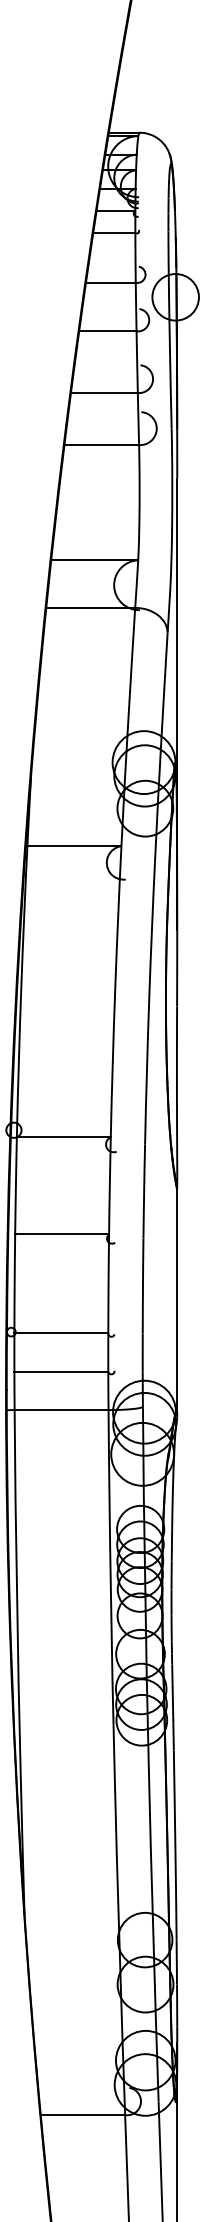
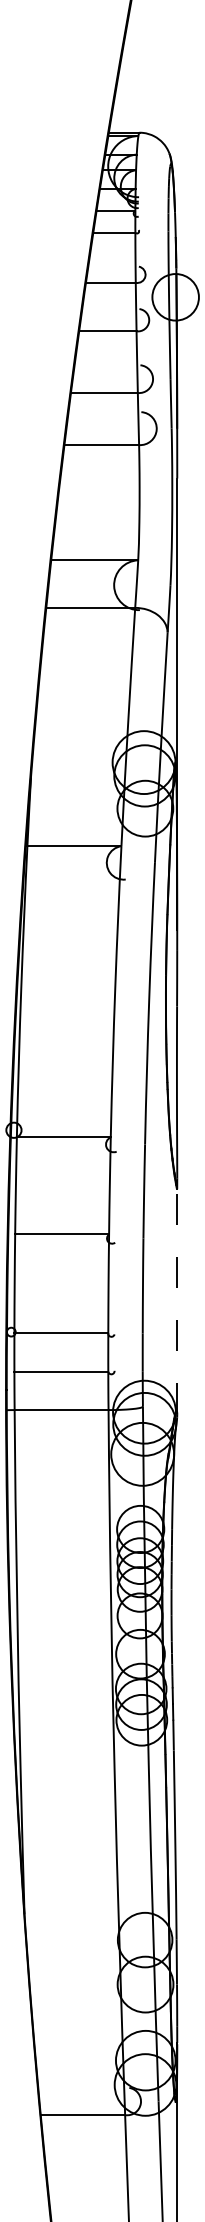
line: solid -> dashed (177, 1296)
